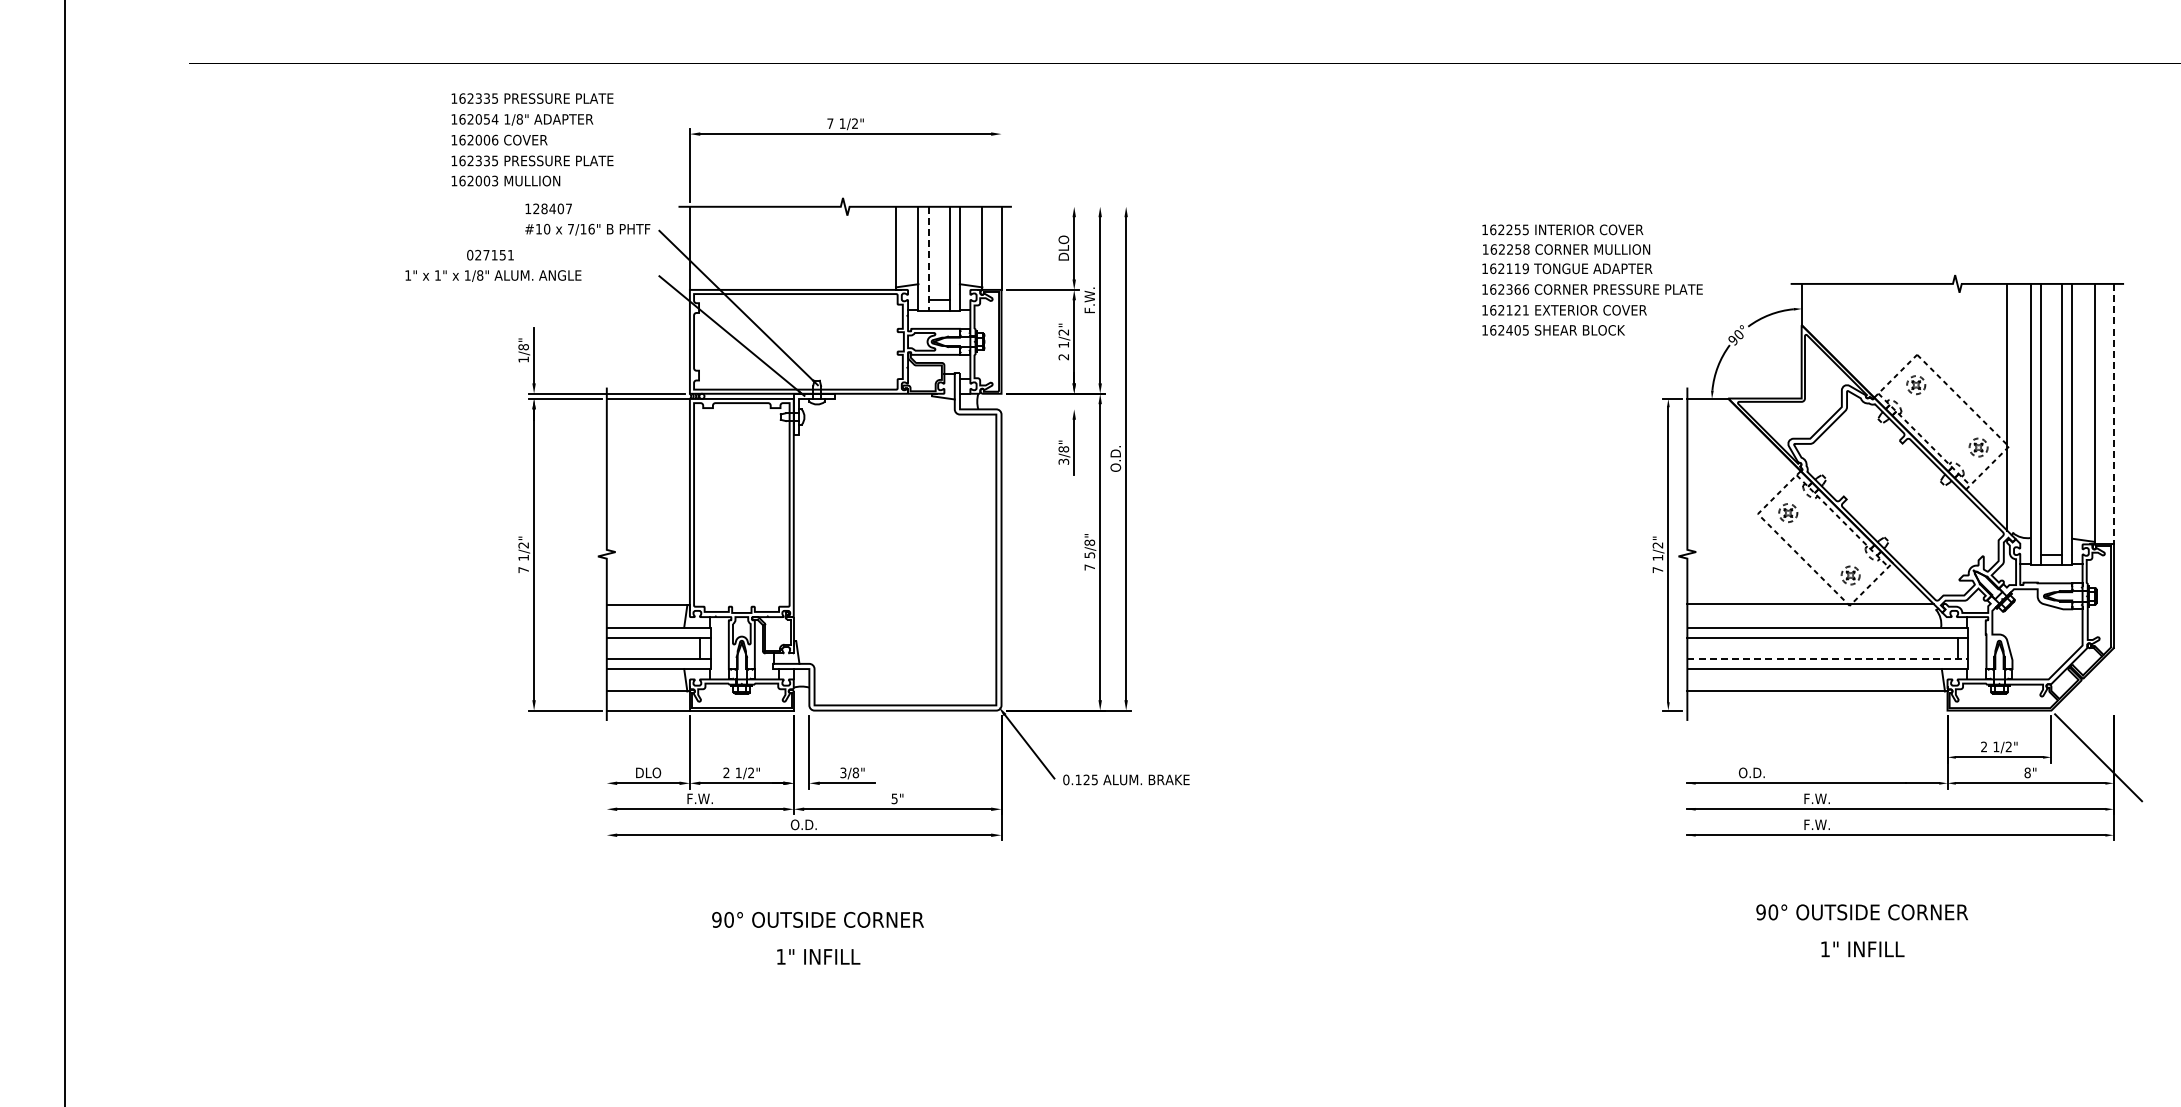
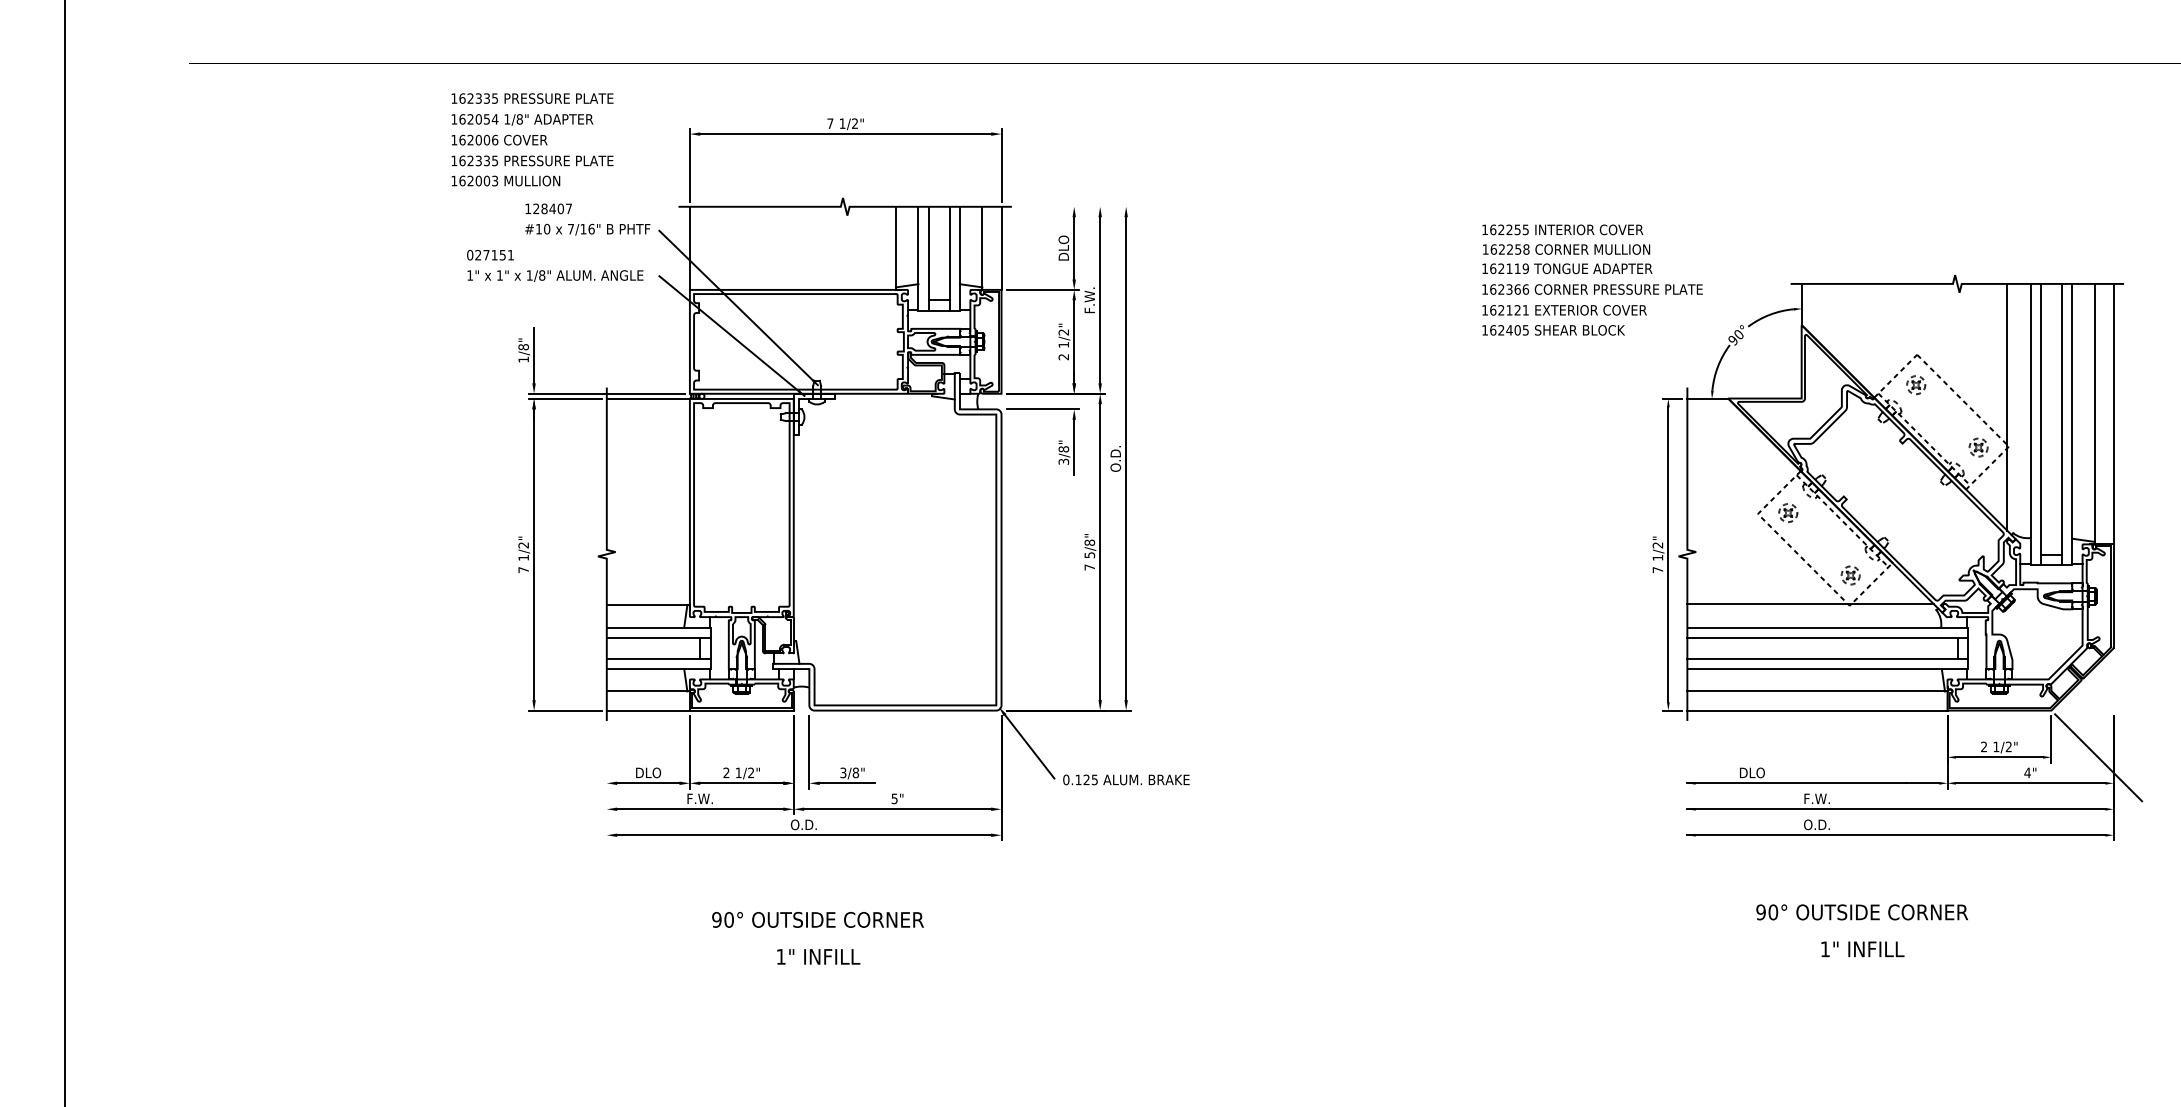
line: none -> present (1001, 164)
line: dashed -> solid (928, 258)
text position: (493, 275) -> (555, 275) (555, 275)
line: none -> present (1042, 409)
line: dashed -> solid (2113, 414)
line: dashed -> solid (1828, 658)
line: none -> present (1817, 710)
text: O.D. -> DLO (1751, 772)
text: 8" -> 4" (2027, 772)
text: F.W. -> O.D. (1815, 824)
